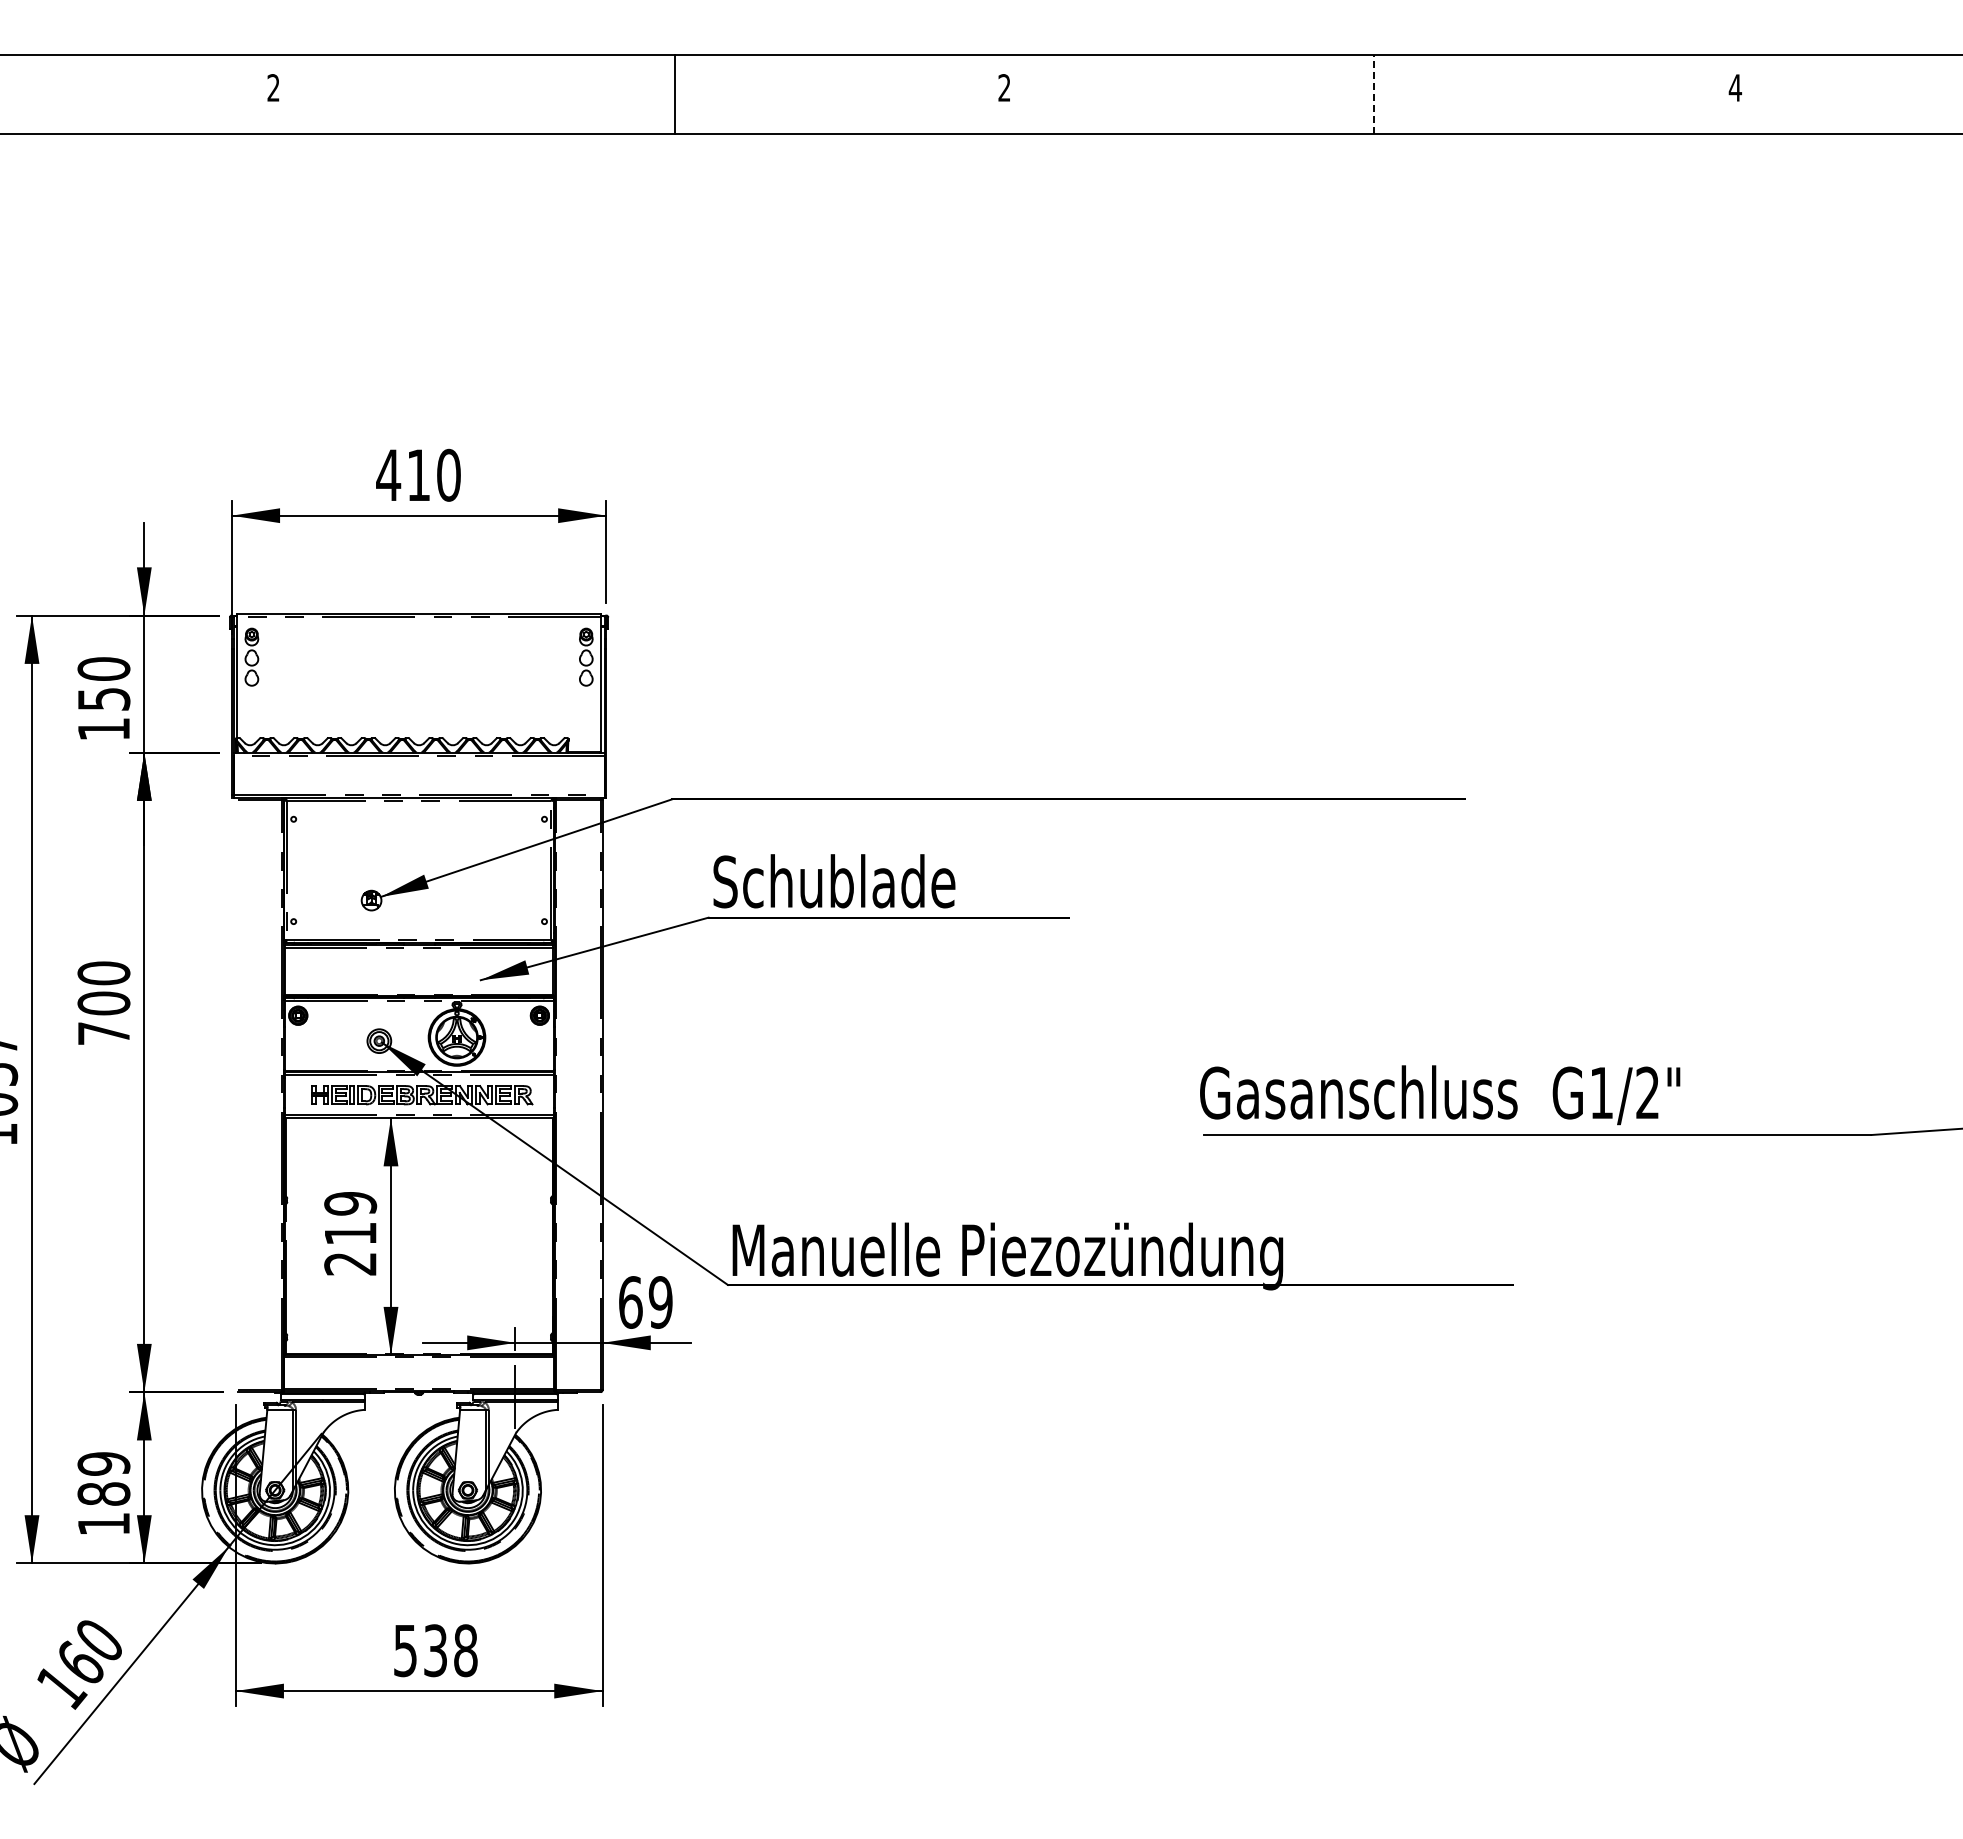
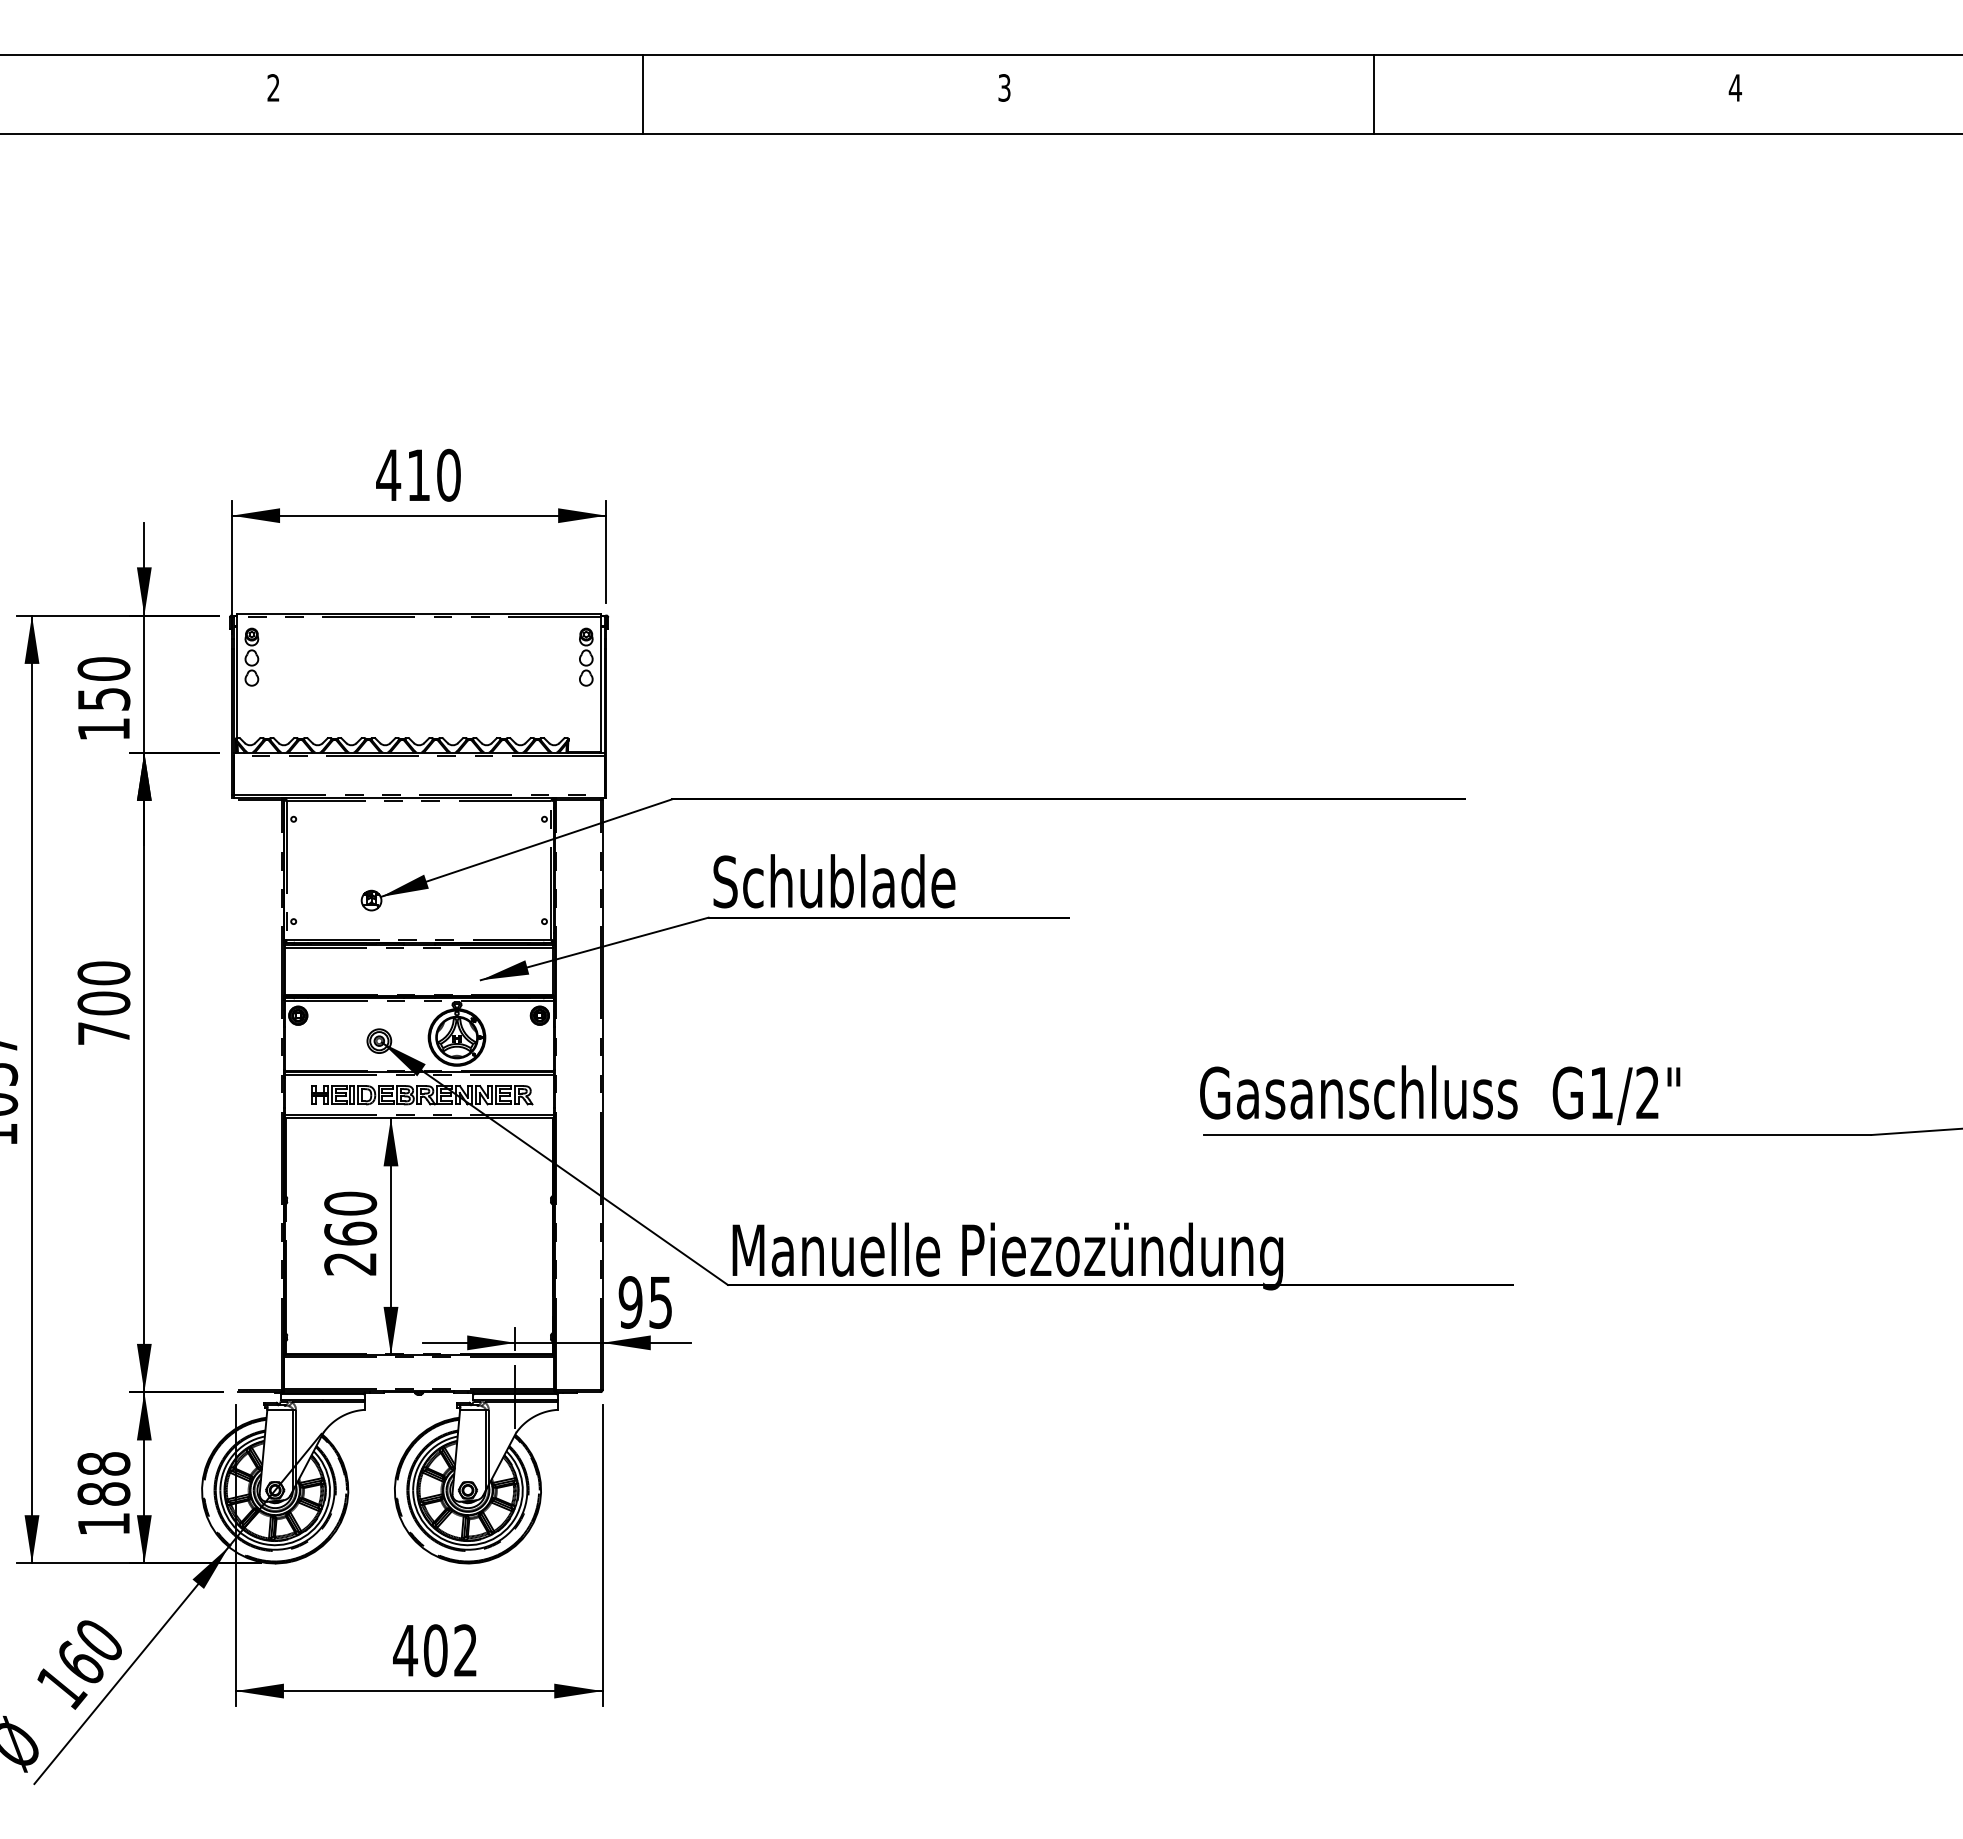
text: 2 -> 3 (1004, 87)
line position: (675, 94) -> (643, 94) (643, 94)
line: dashed -> solid (1374, 94)
text: 219 -> 260 (350, 1218)
text: 69 -> 95 (645, 1302)
text: 189 -> 188 (103, 1463)
text: 538 -> 402 (435, 1650)
